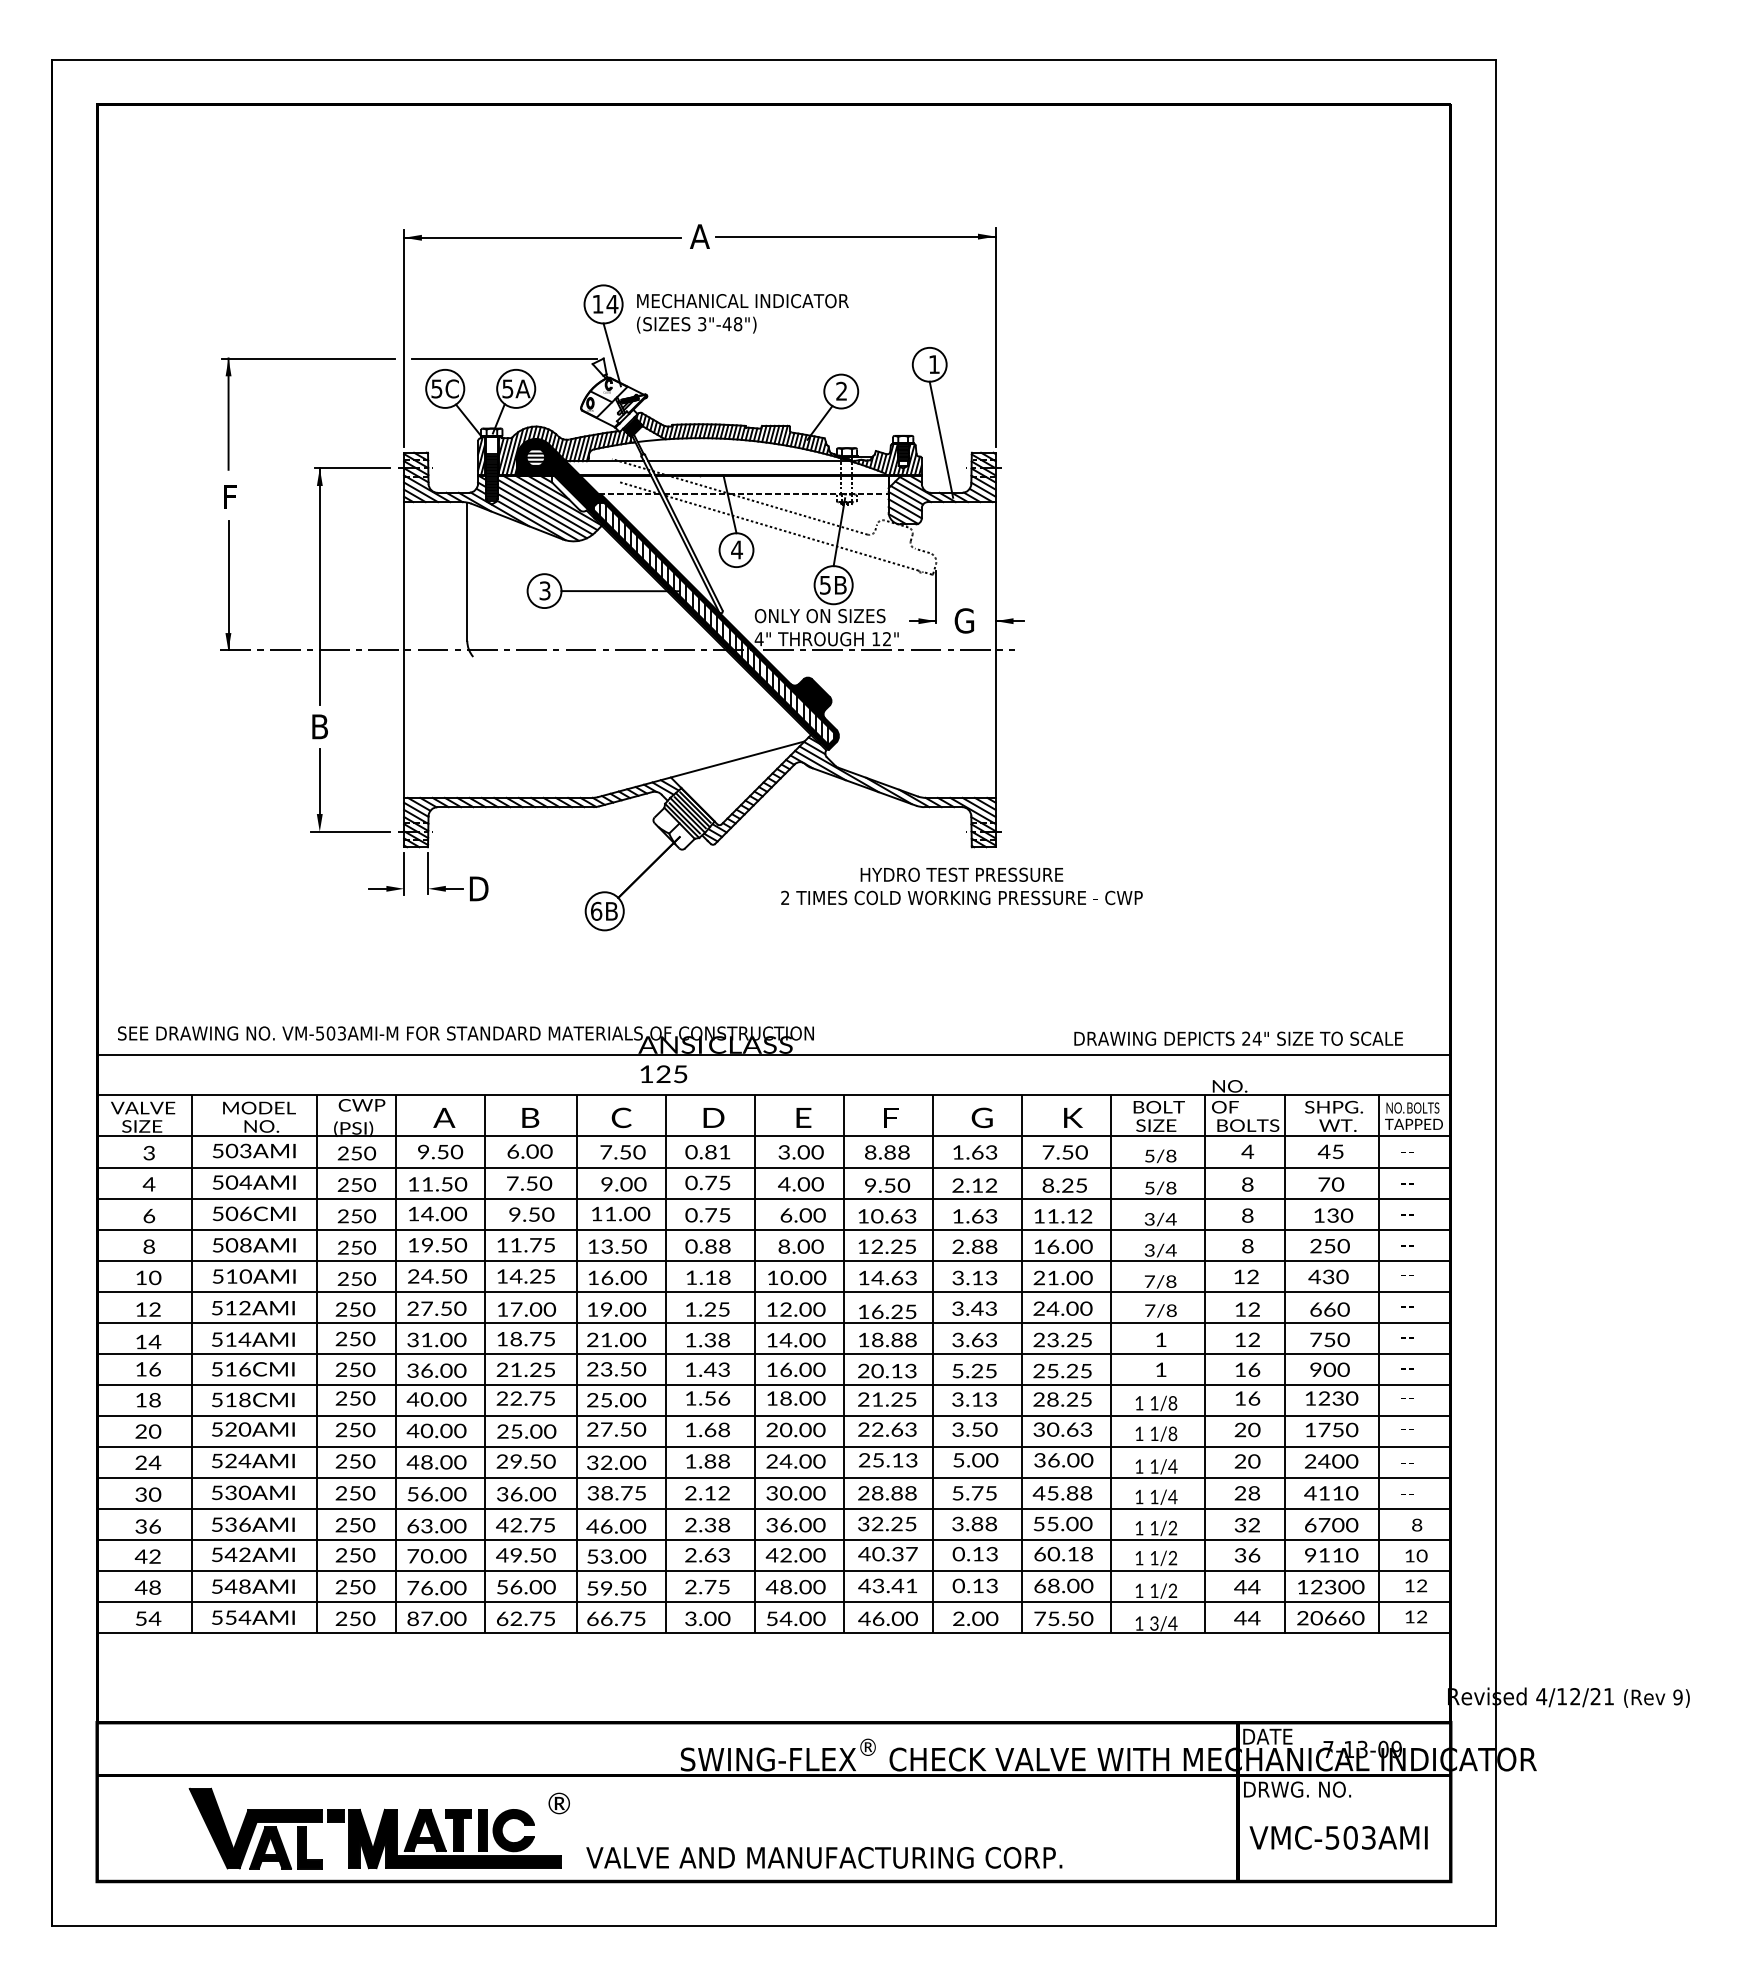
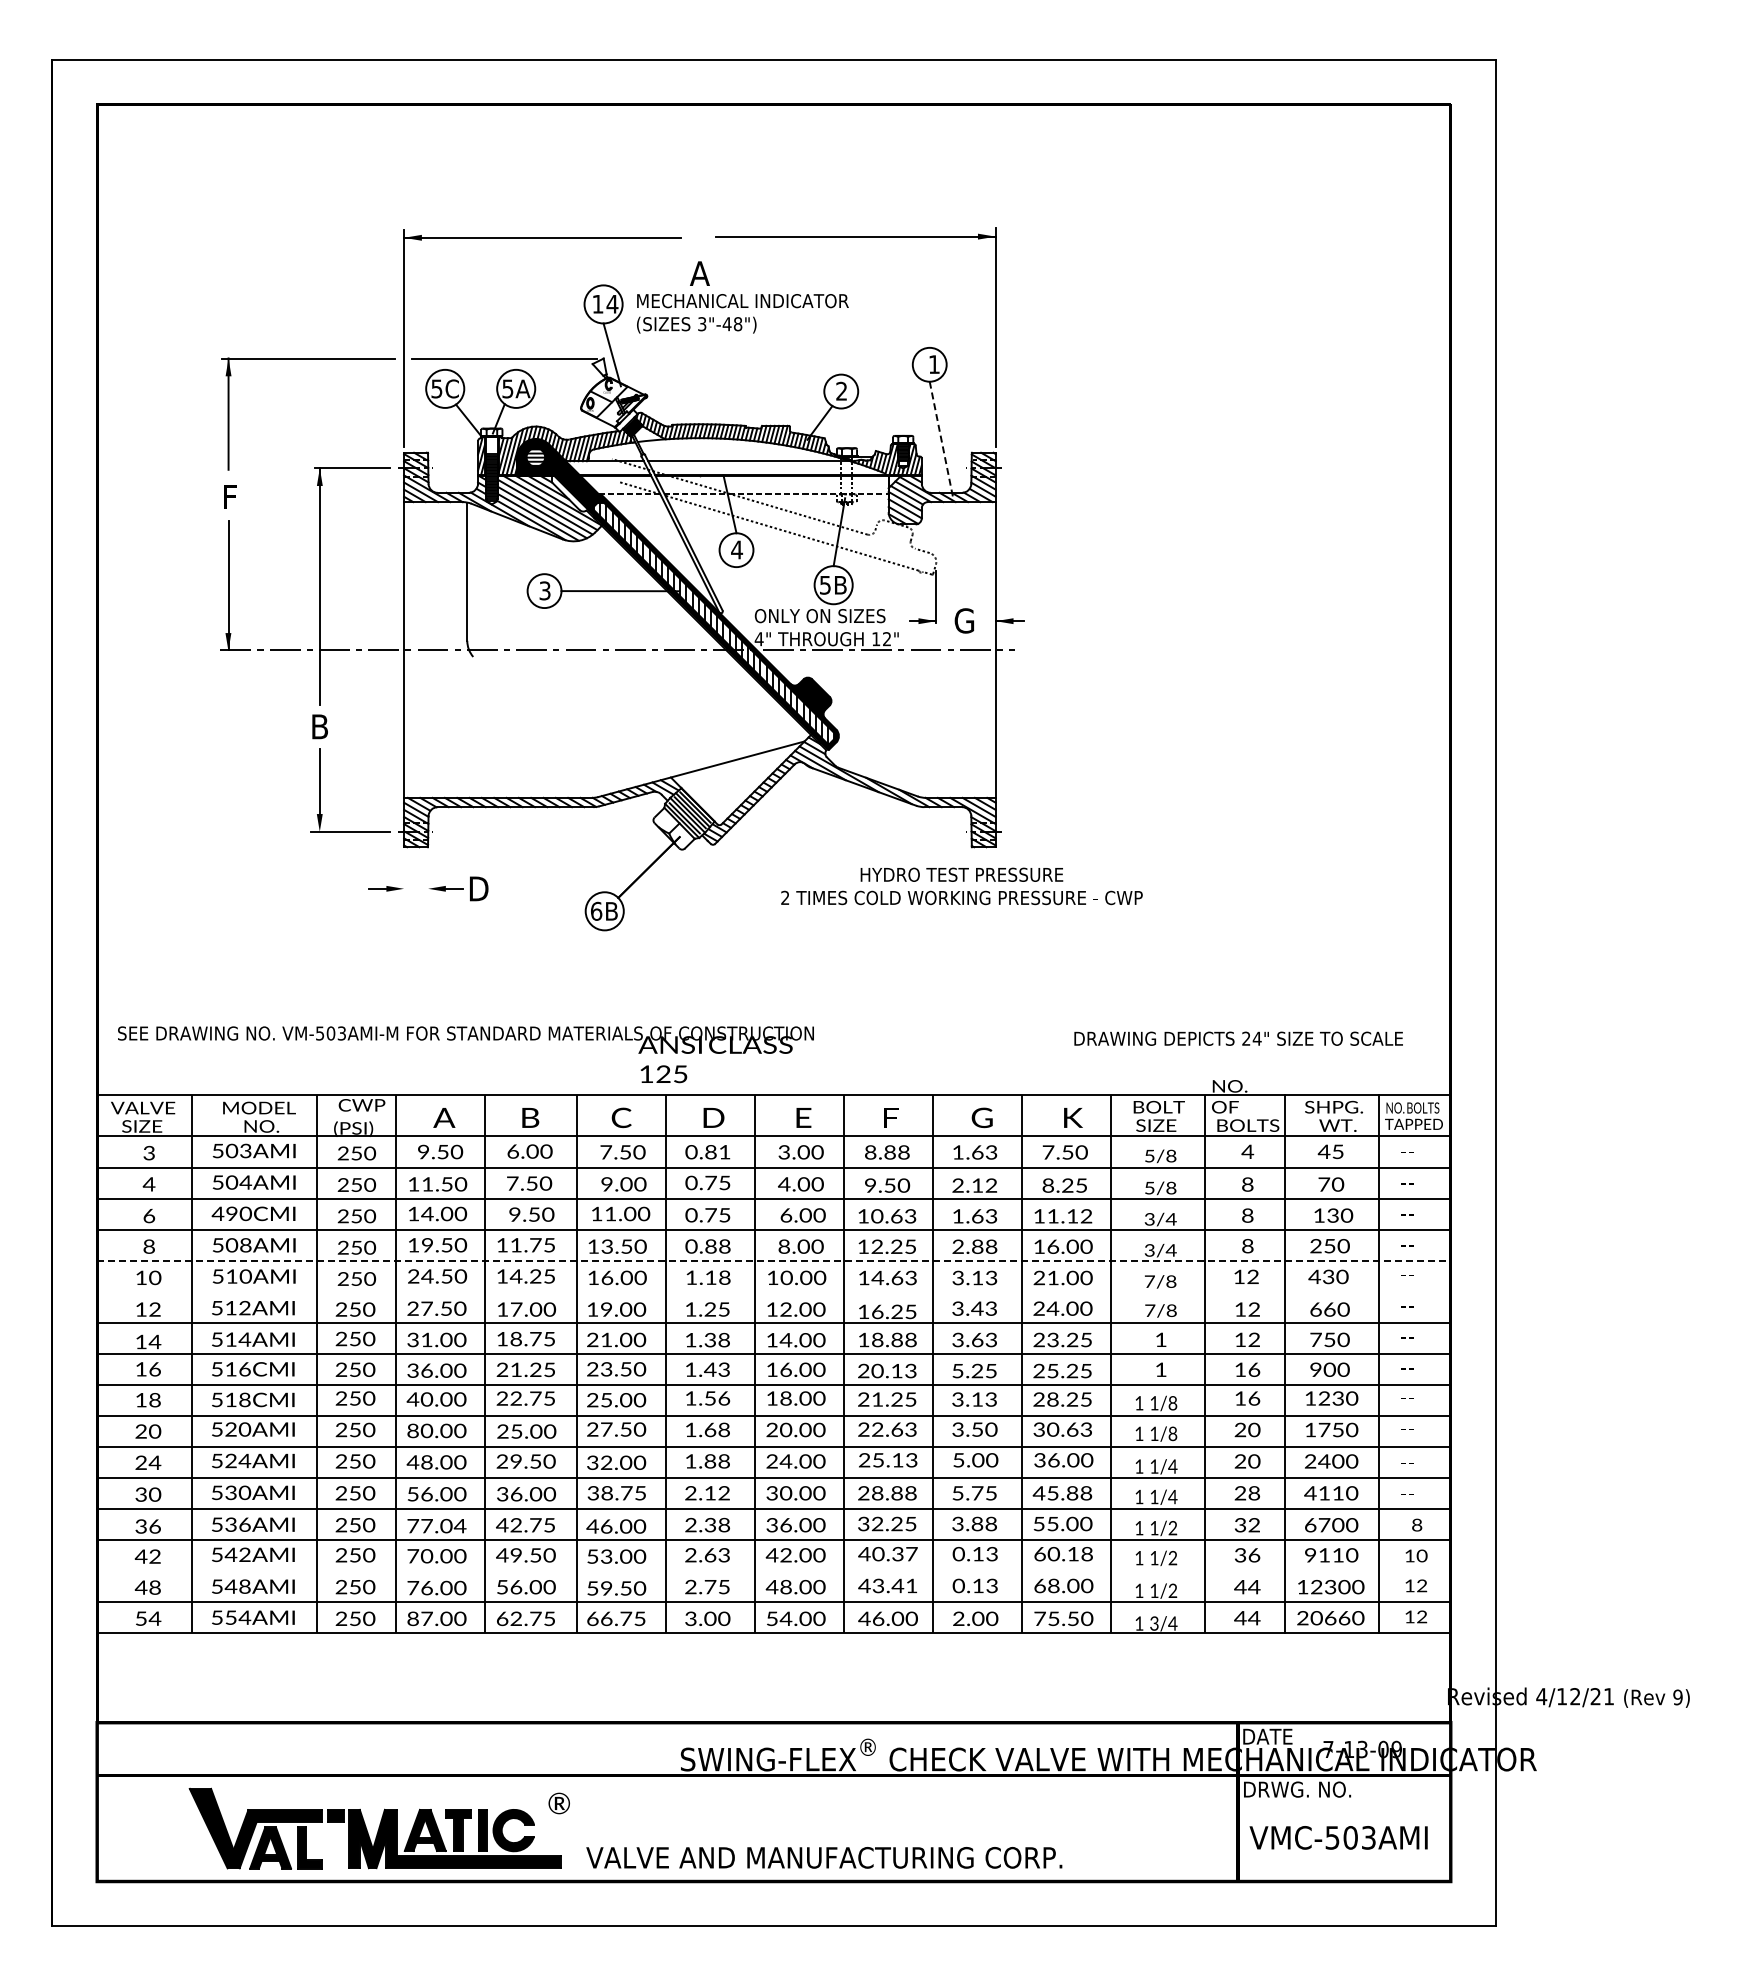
text position: (699, 236) -> (699, 273) (699, 273)
line: solid -> dashed (941, 440)
line: present -> none (404, 873)
line: present -> none (428, 873)
line: present -> none (773, 1054)
text: 506CMI -> 490CMI (231, 1213)
line: solid -> dashed (774, 1260)
line: present -> none (773, 1291)
text: 40.00 -> 80.00 (412, 1430)
text: 63.00 -> 77.04 (436, 1525)
line: present -> none (773, 1571)
